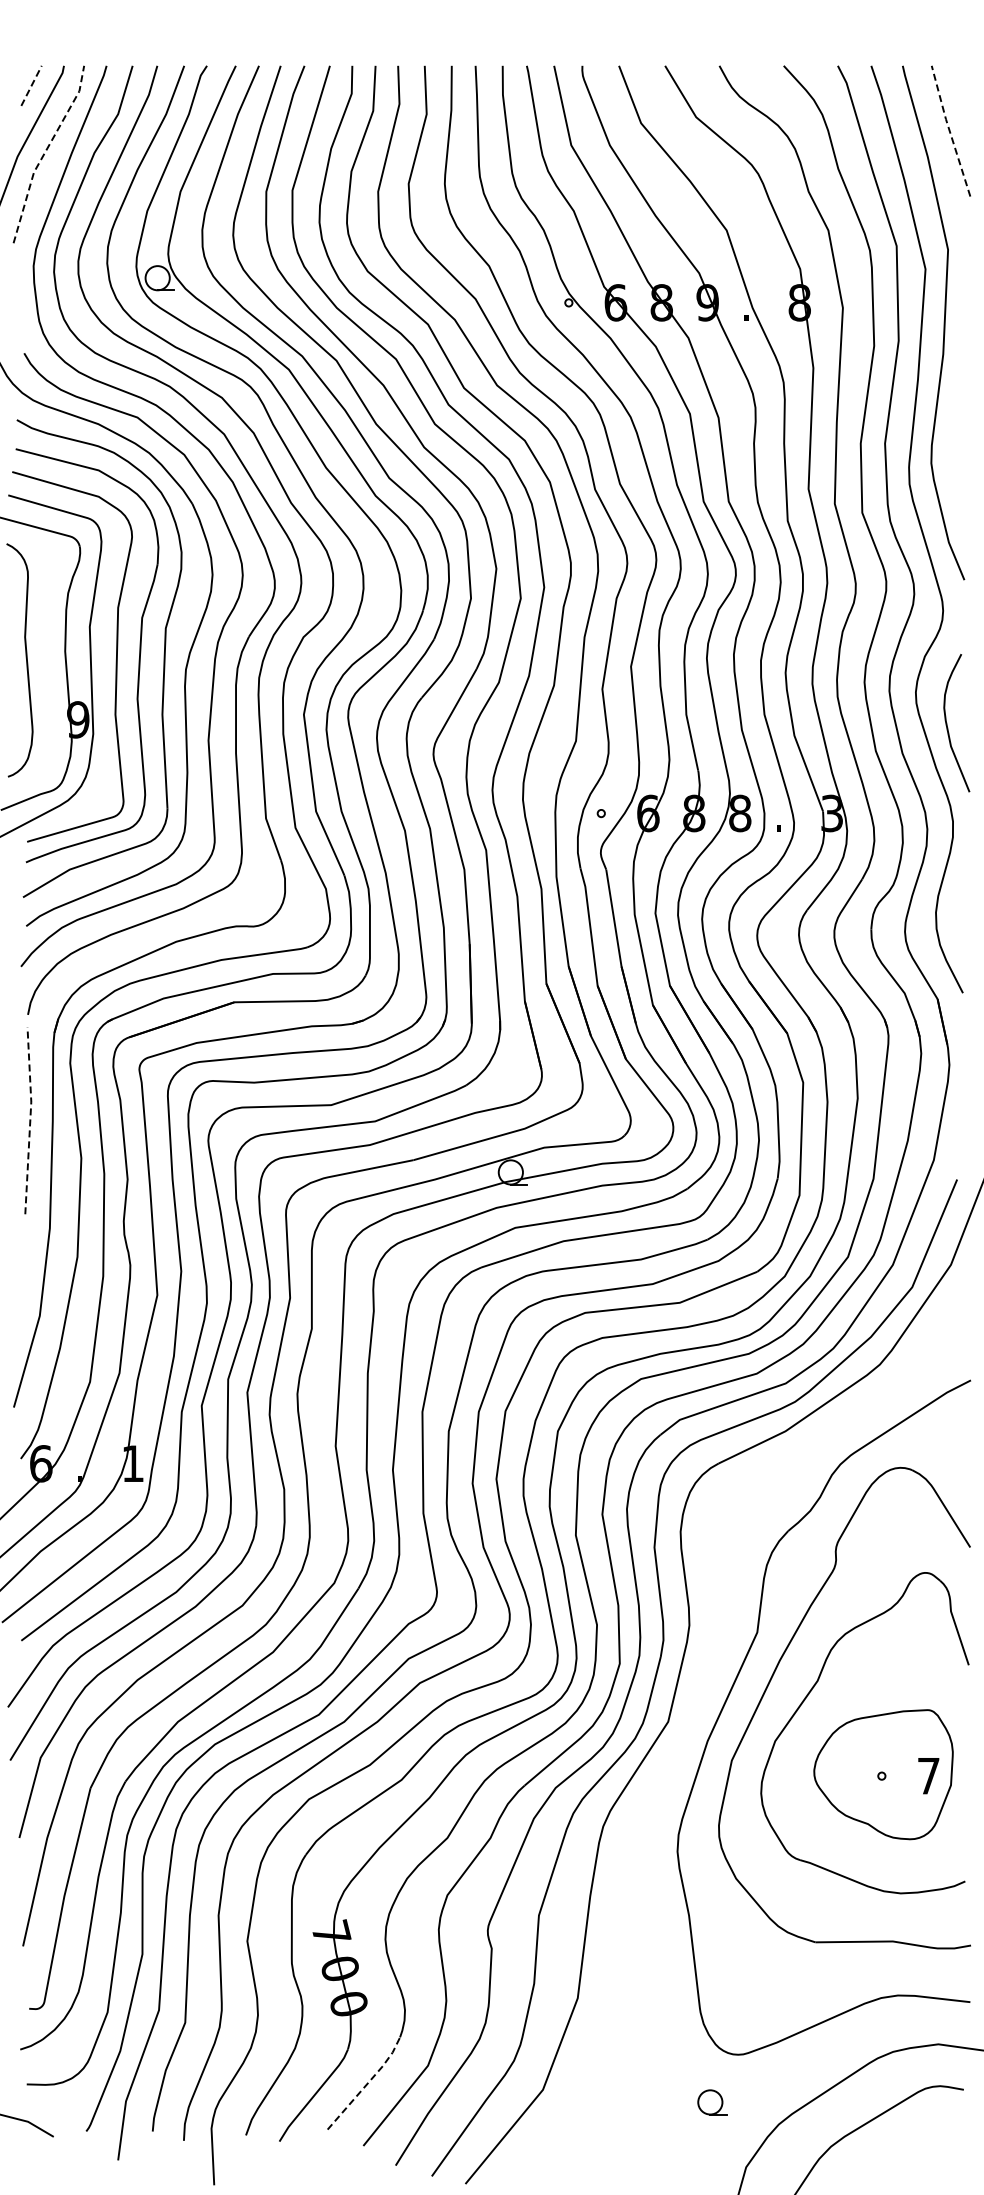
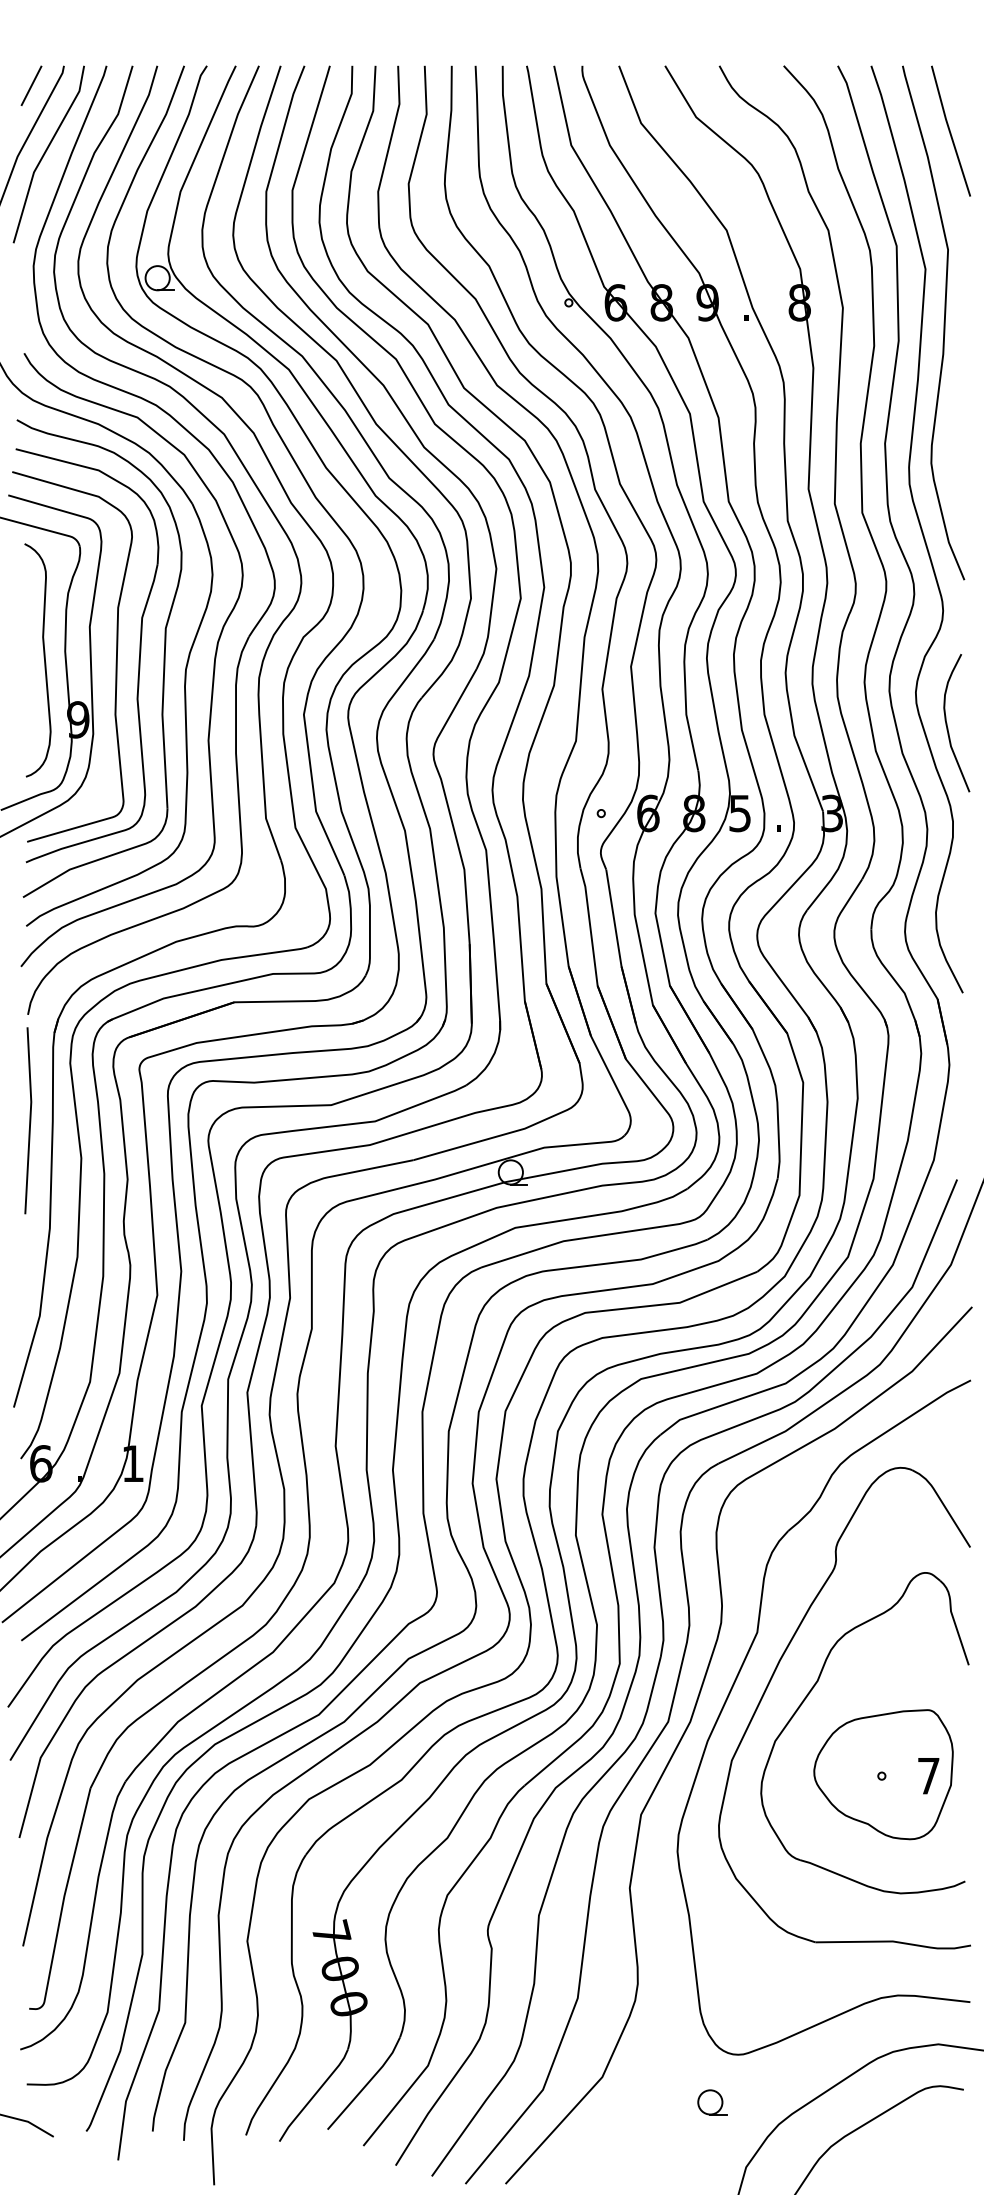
line: dashed -> solid (31, 85)
line: dashed -> solid (949, 130)
line: dashed -> solid (45, 152)
curve position: (25, 657) -> (43, 657) (43, 657)
text: 8 -> 5 (740, 813)
line: dashed -> solid (30, 1119)
curve: none -> present (691, 1721)
line: dashed -> solid (367, 2084)
